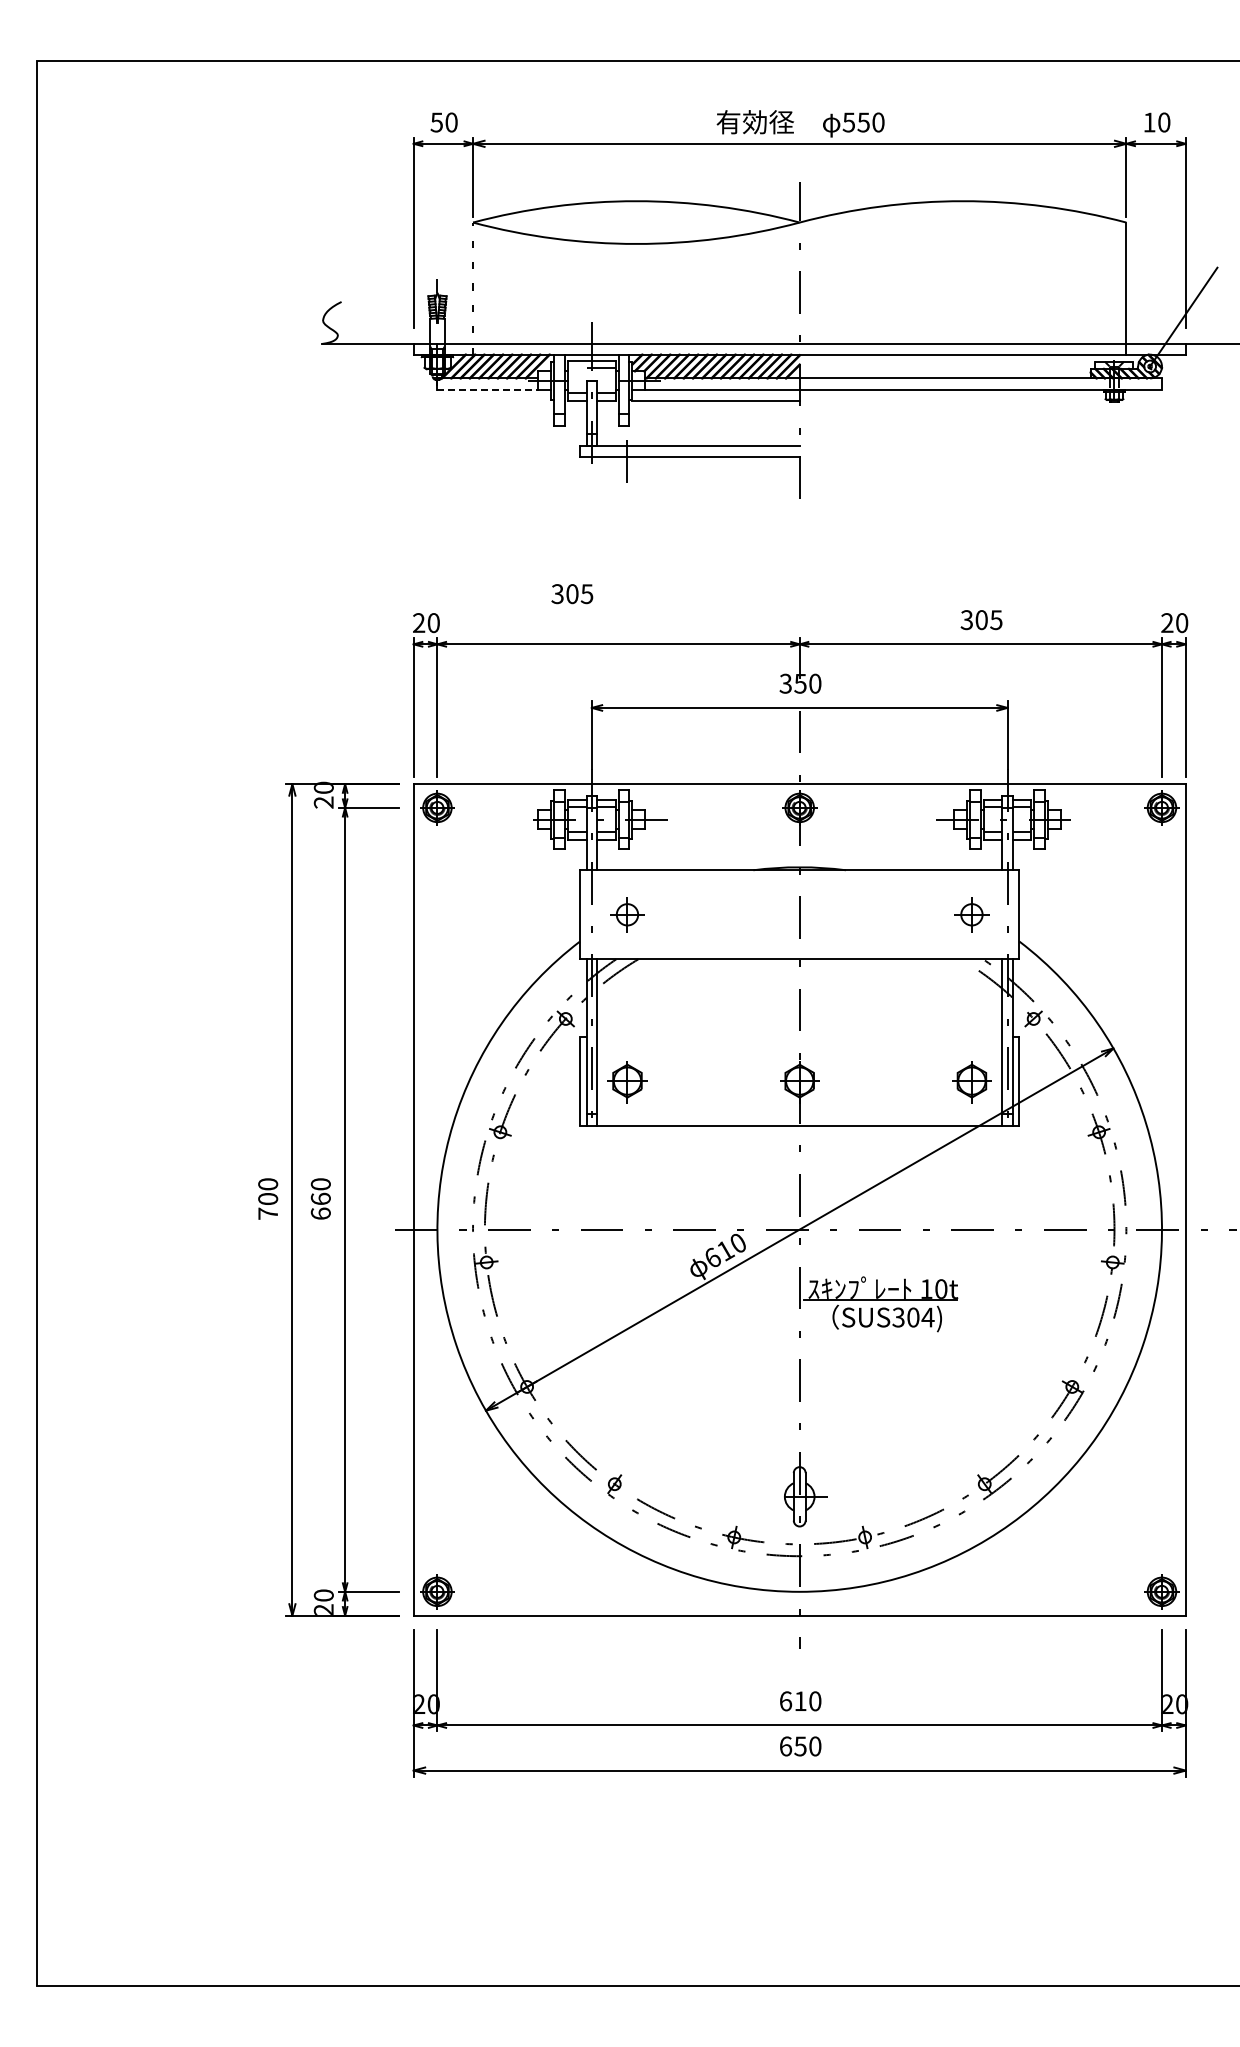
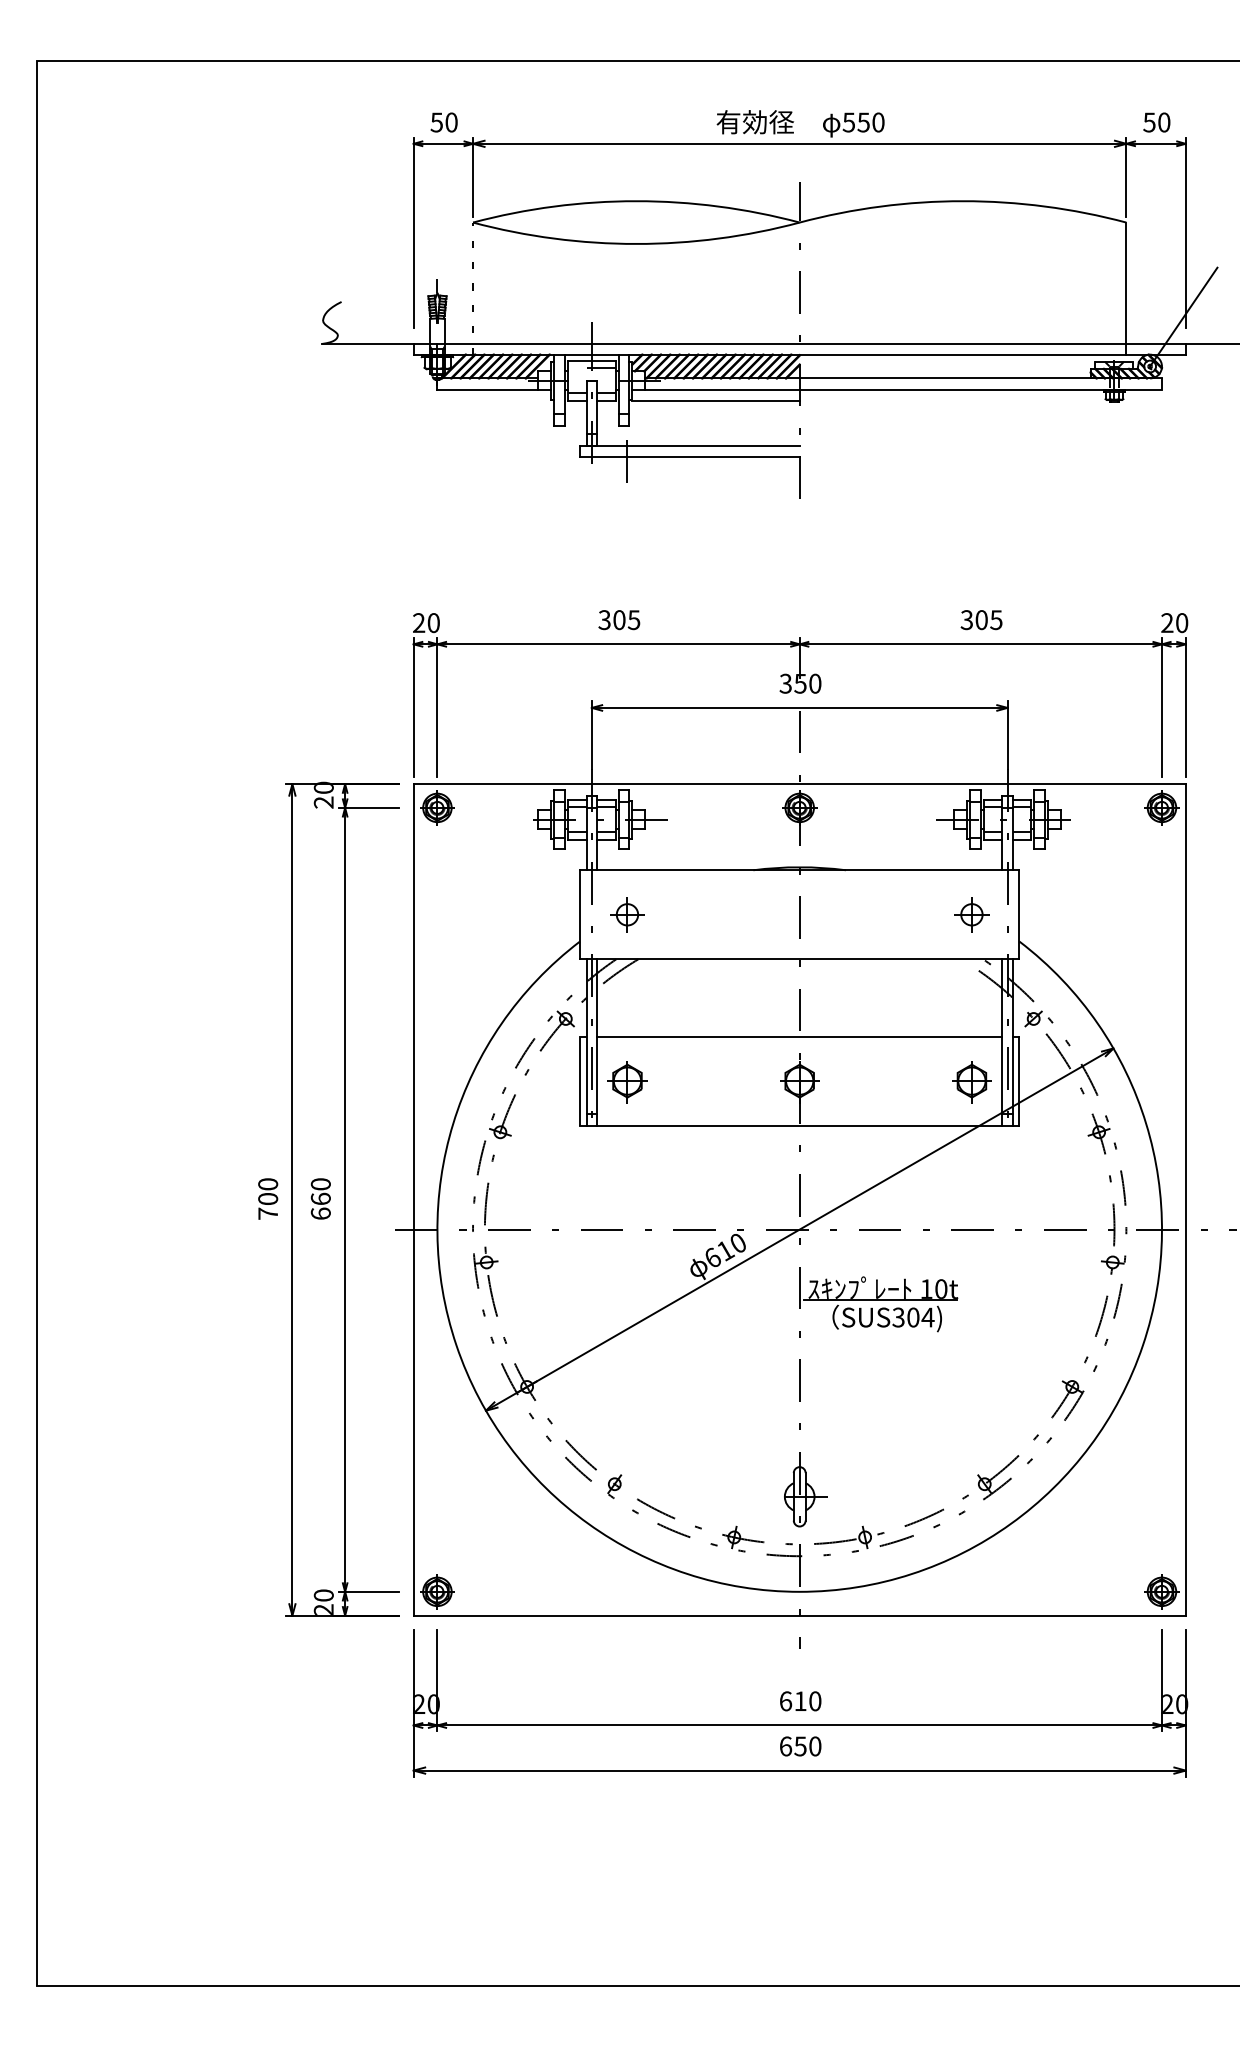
text: 10 -> 50 (1149, 122)
line: dashed -> solid (488, 390)
text position: (572, 594) -> (619, 620) (619, 620)
line: none -> present (799, 1036)
